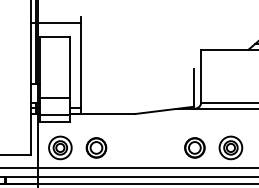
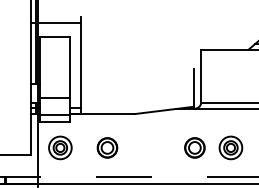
part position: (96, 147) -> (107, 147) (107, 147)
line: present -> none (128, 167)
line: solid -> dashed (129, 177)
